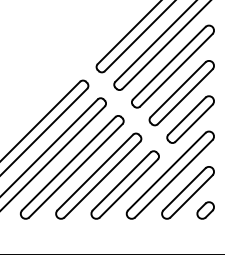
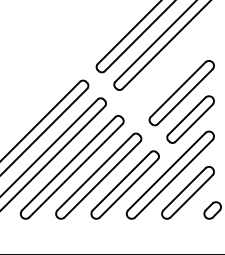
part: present -> none (172, 66)
part position: (205, 210) -> (212, 210) (212, 210)
